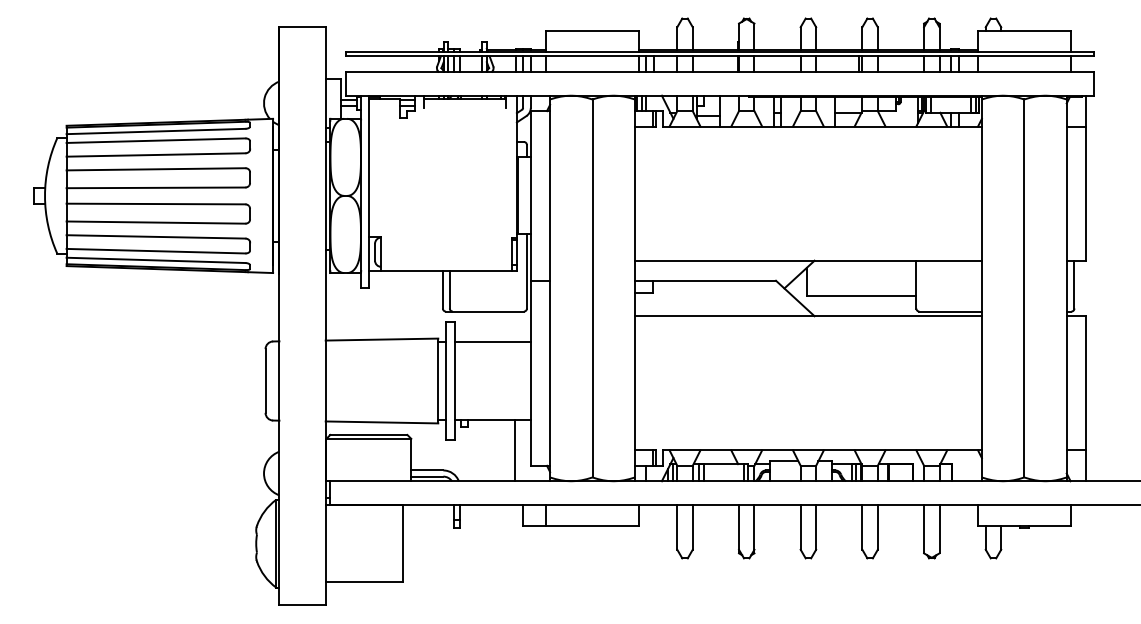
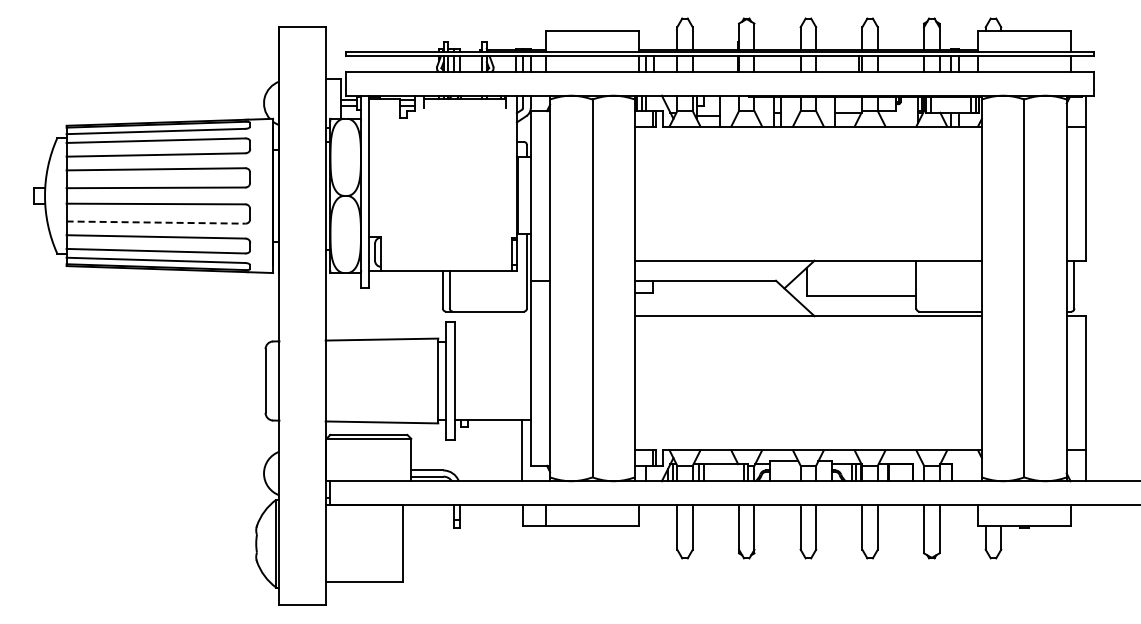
line: solid -> dashed (156, 222)
line: present -> none (492, 342)
line position: (515, 450) -> (522, 450) (522, 450)
